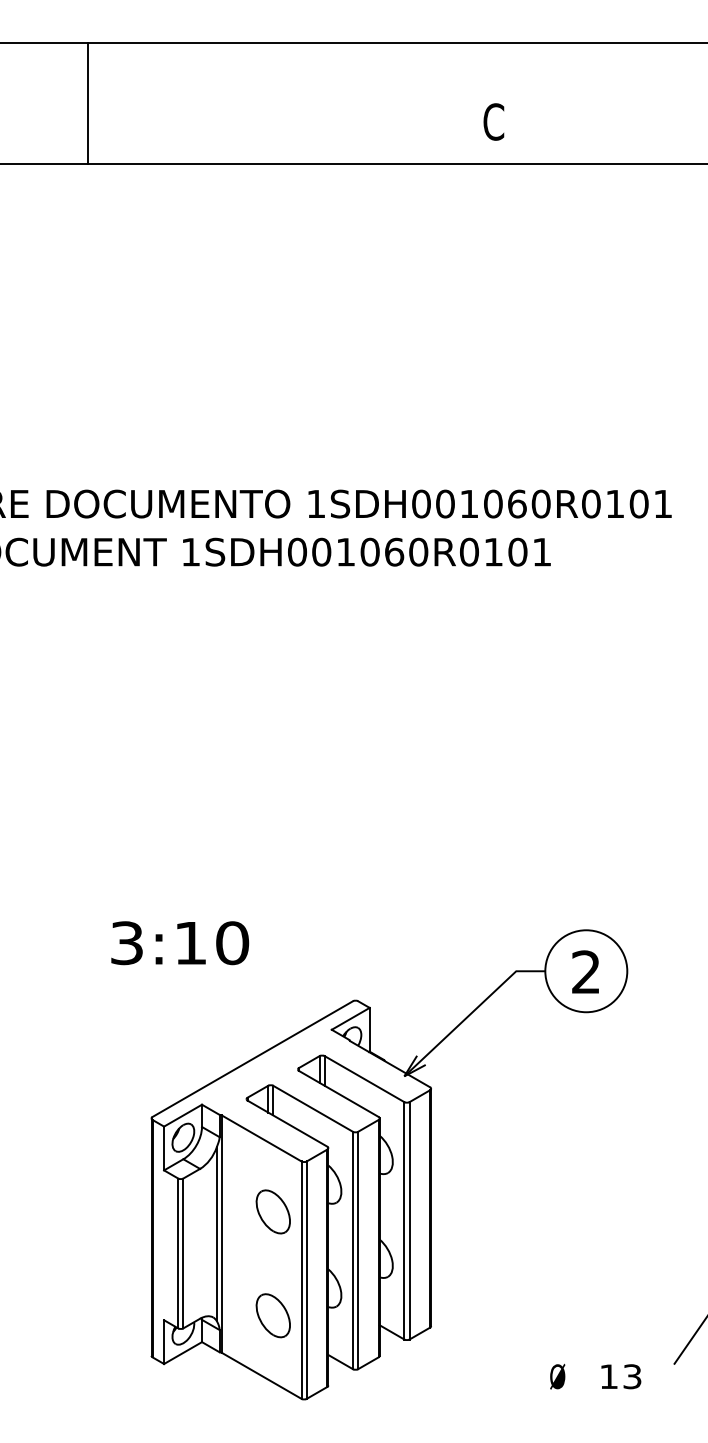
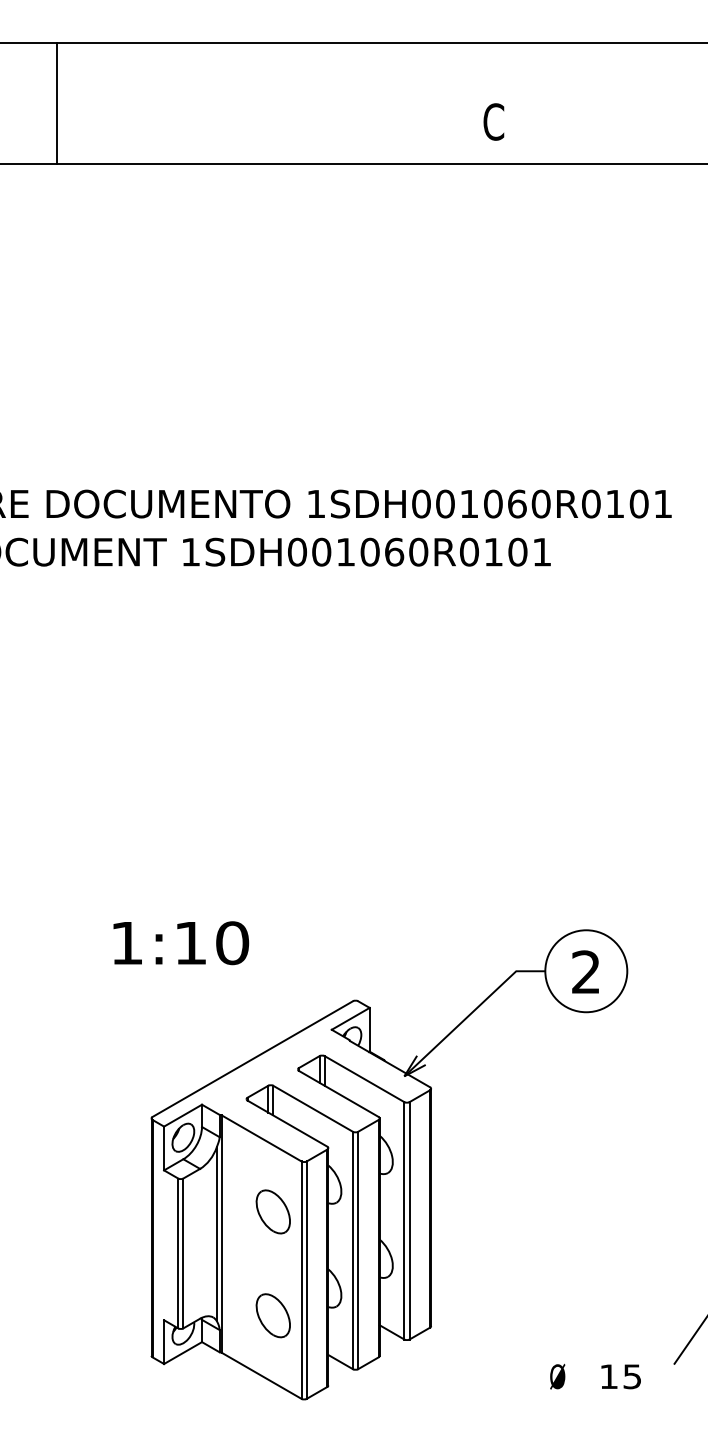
line position: (88, 103) -> (57, 103) (57, 103)
text: 3:10 -> 1:10 (126, 943)
text: 13 -> 15 (632, 1376)
